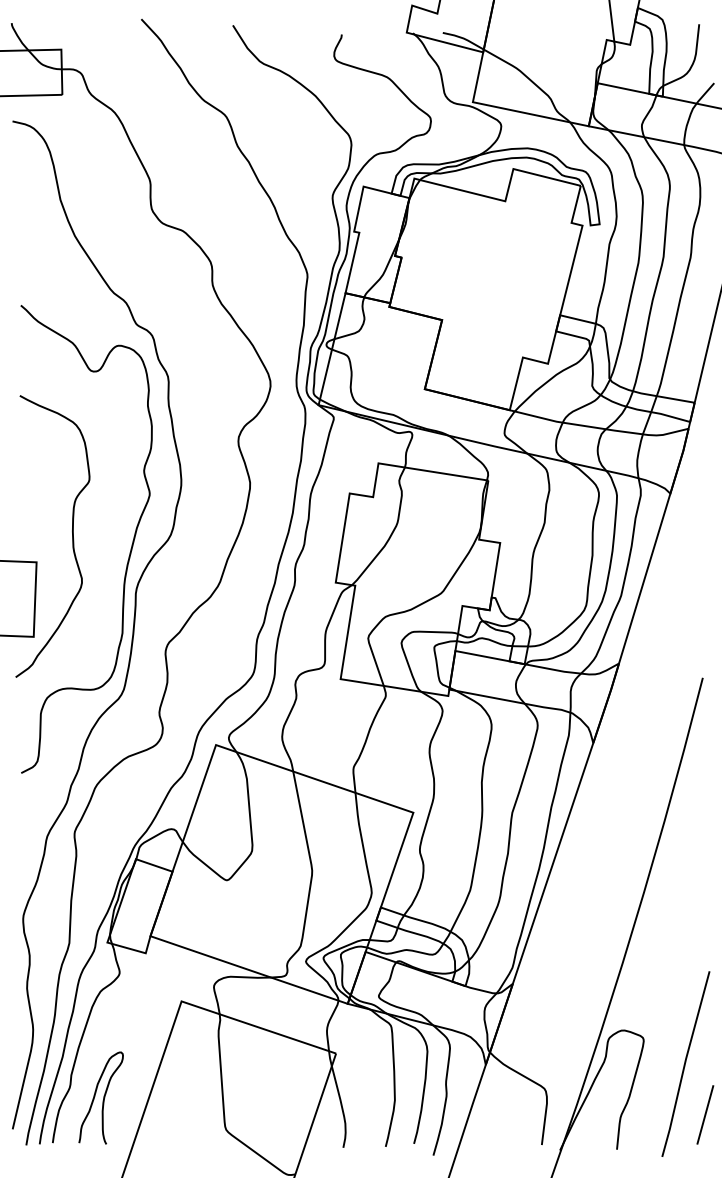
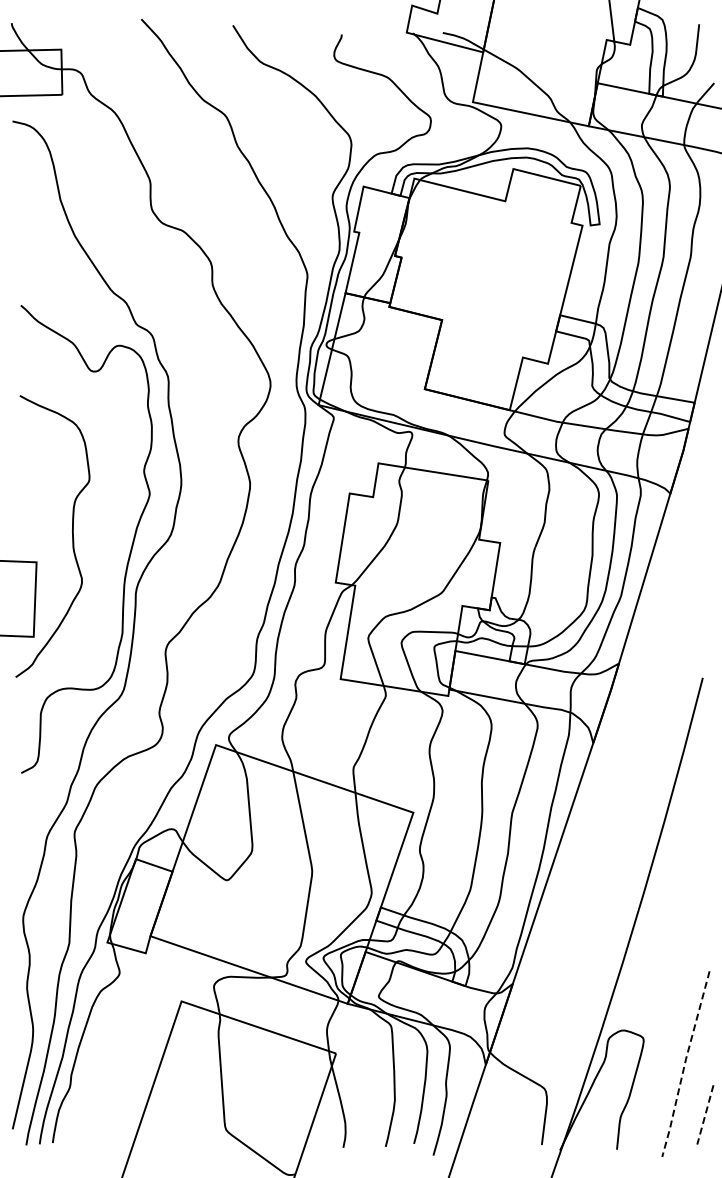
line: solid -> dashed (684, 1064)
curve: present -> none (103, 1097)
line: solid -> dashed (705, 1114)
